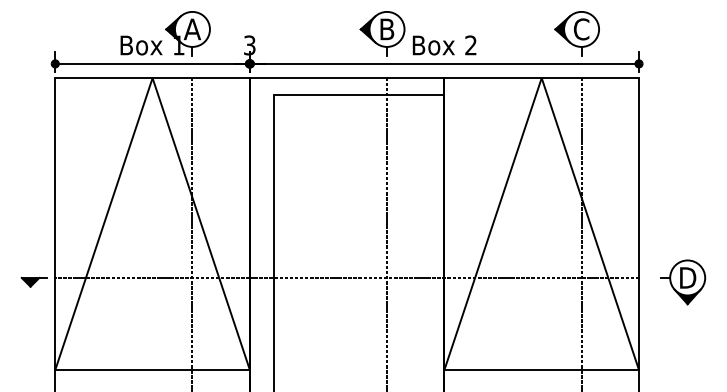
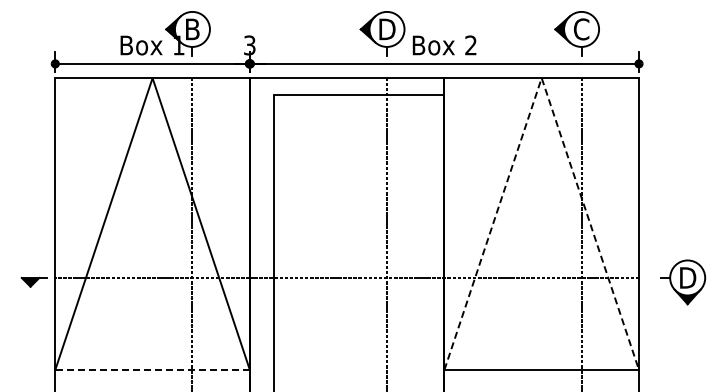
text: A -> B (191, 29)
text: B -> D (387, 29)
line: solid -> dashed (541, 78)
line: solid -> dashed (152, 369)
